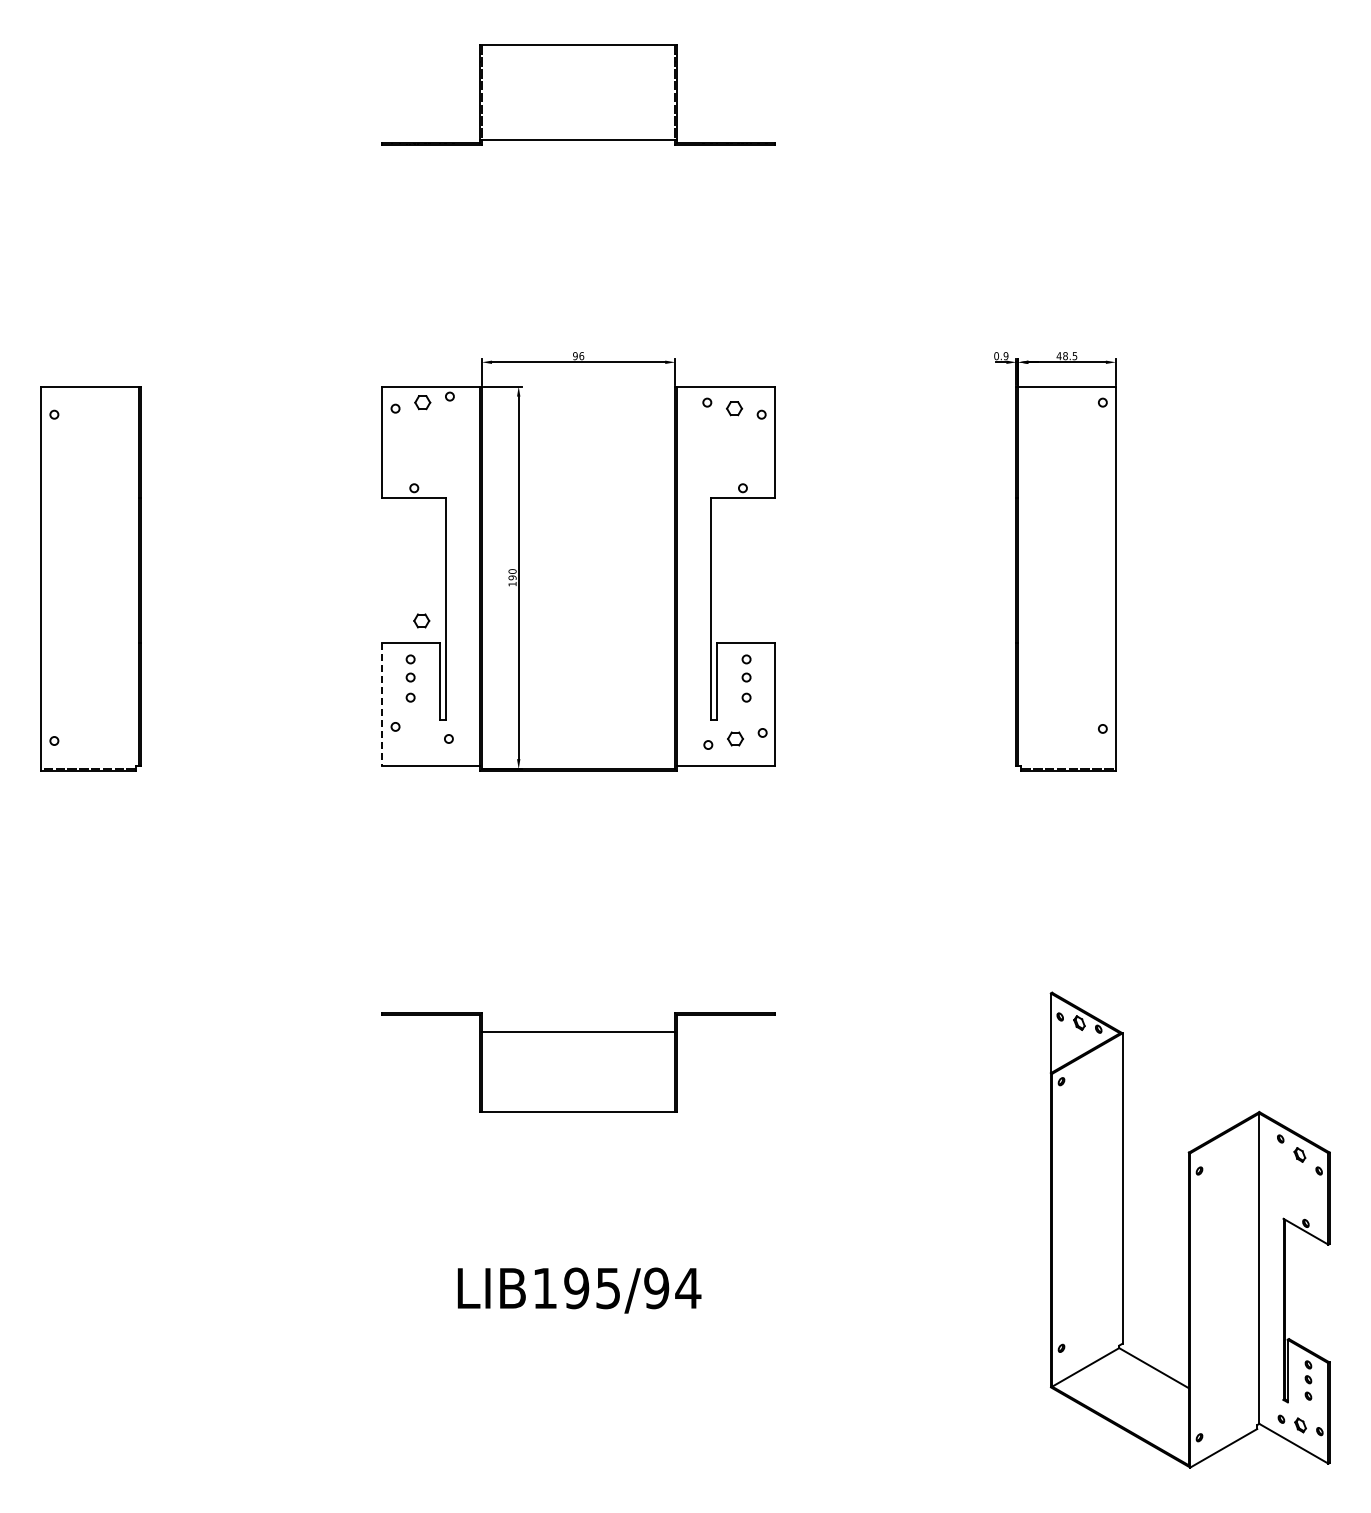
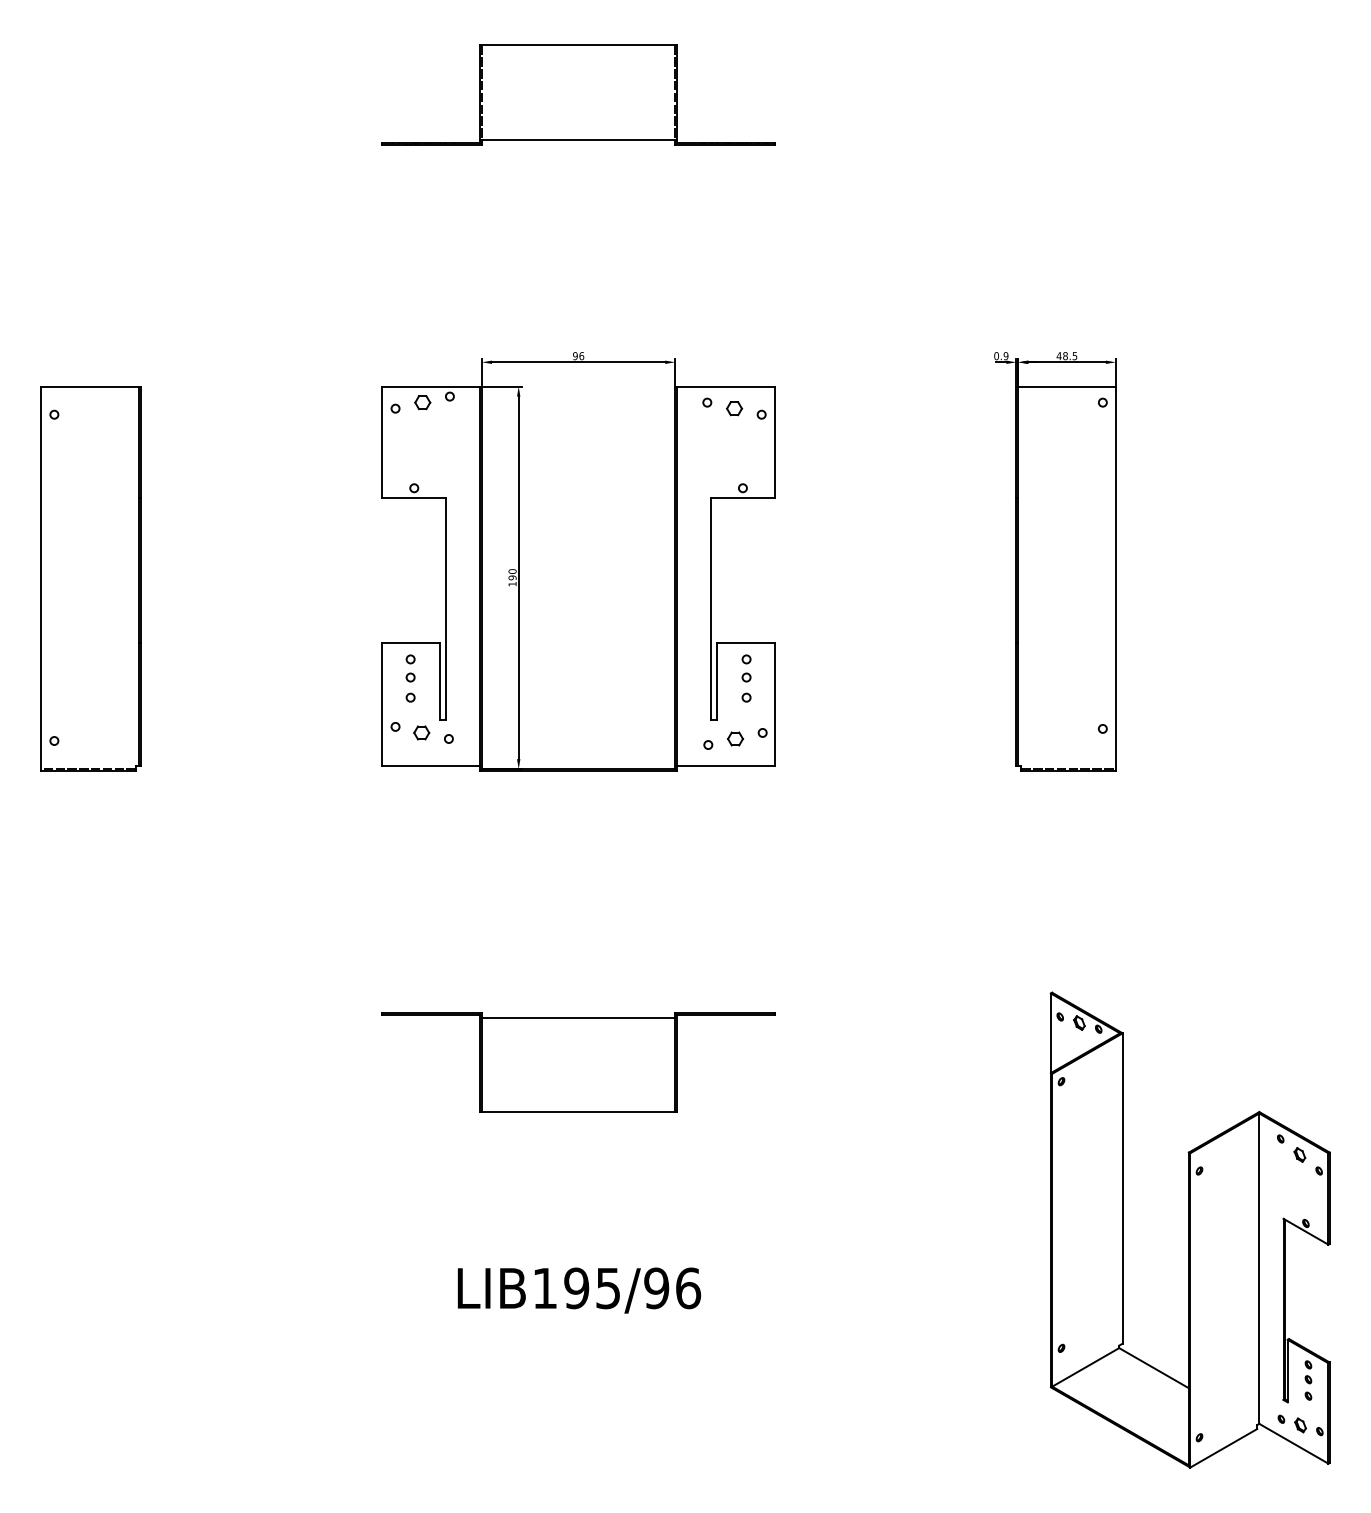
part position: (421, 620) -> (421, 732) (421, 732)
line: dashed -> solid (382, 705)
line position: (578, 1031) -> (578, 1017) (578, 1017)
text: LIB195/94 -> LIB195/96 (688, 1288)
